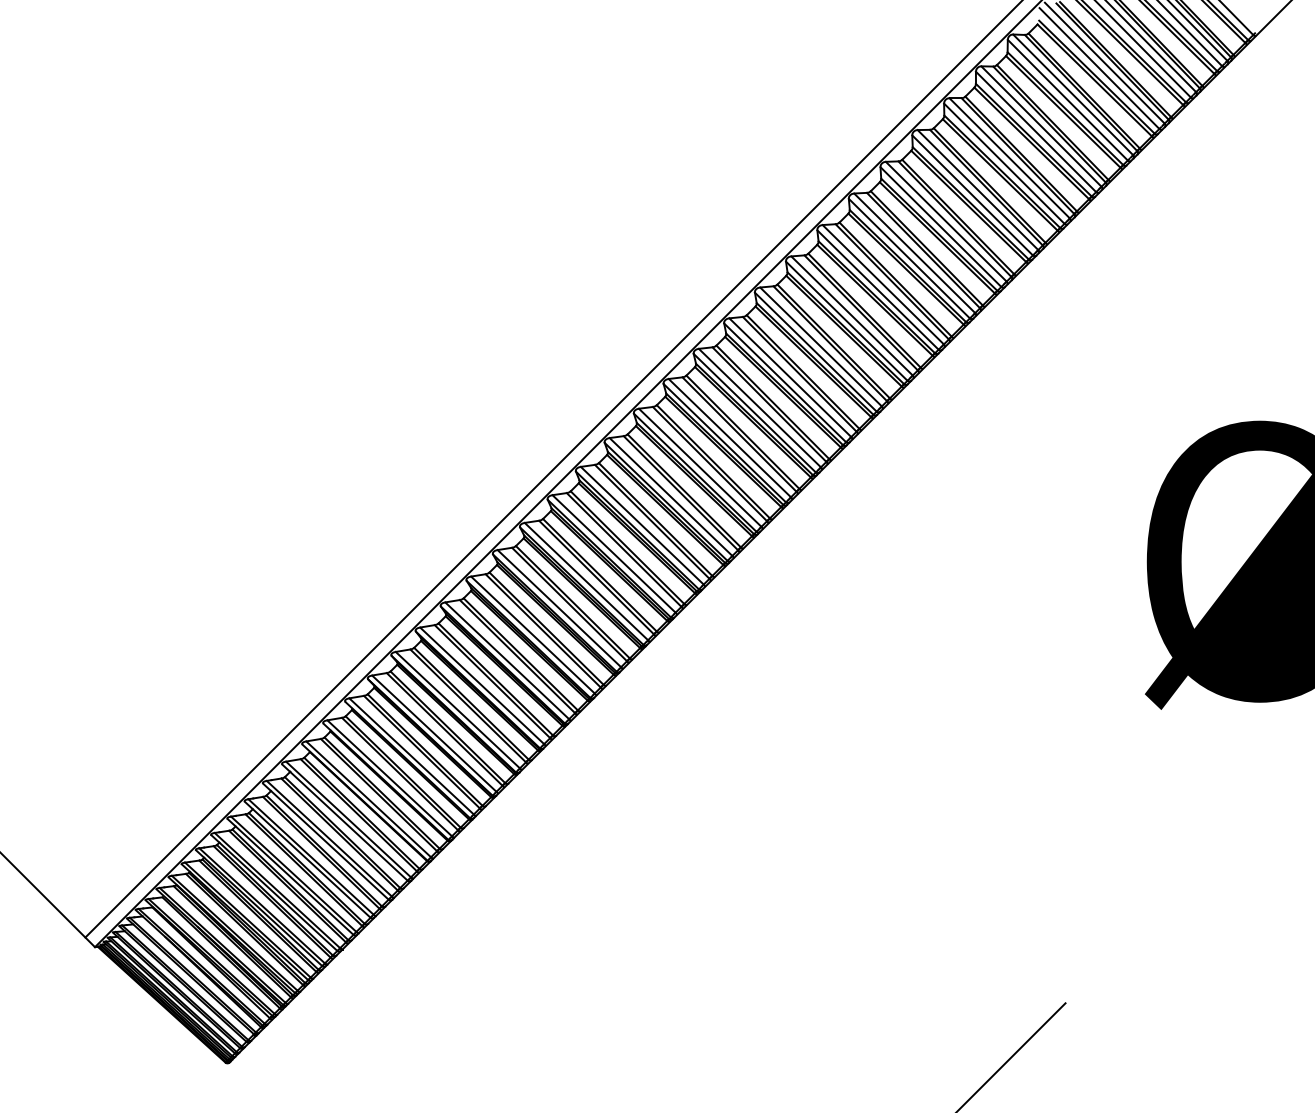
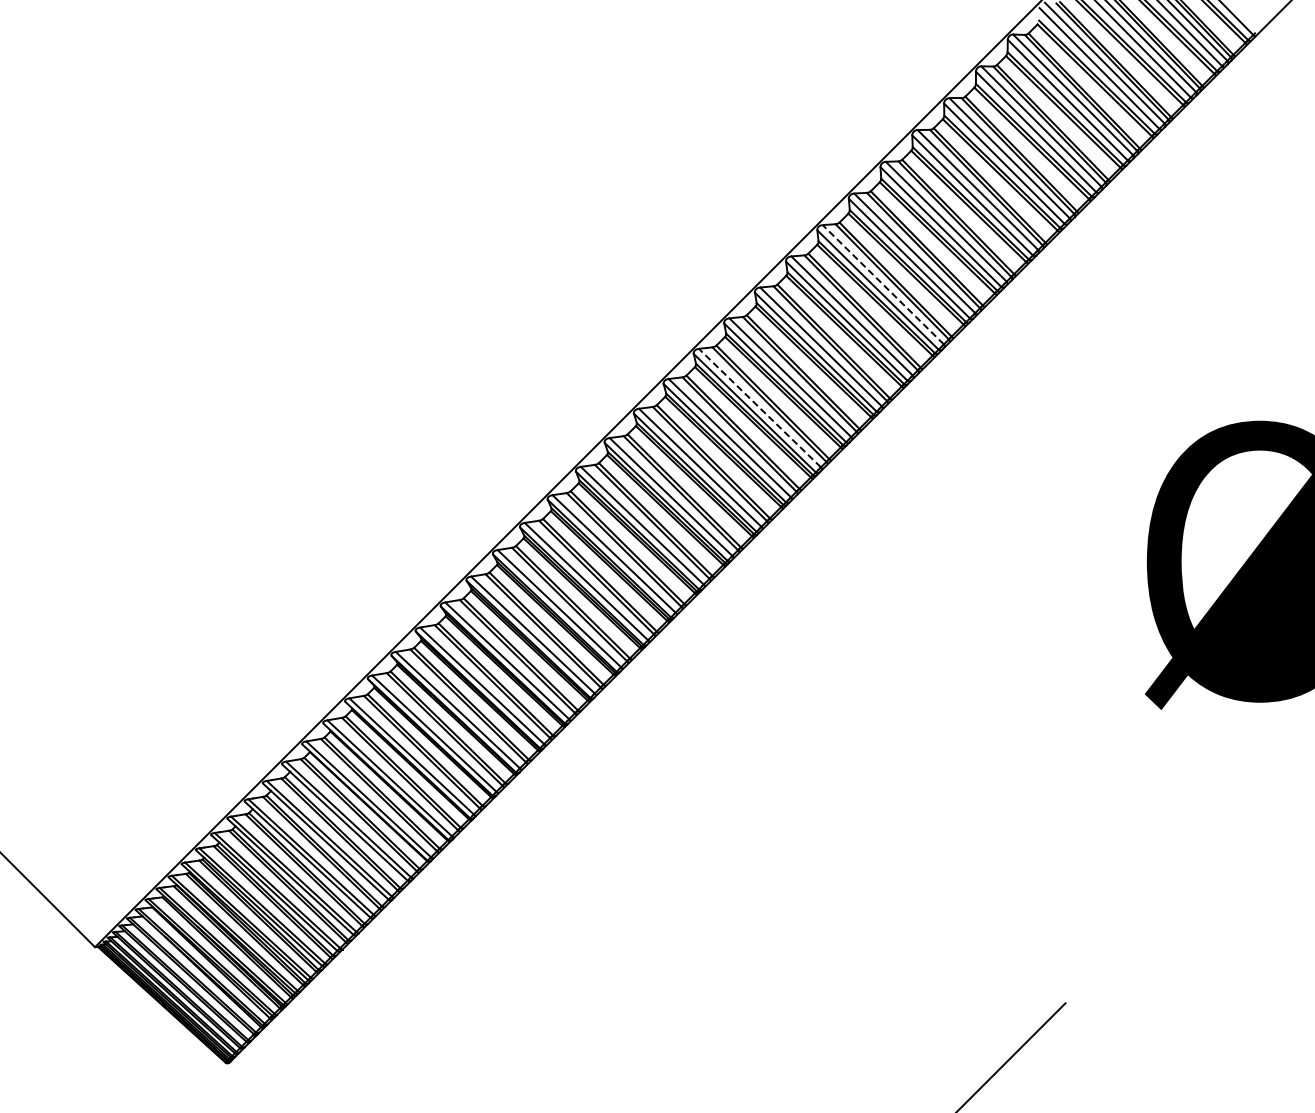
line: solid -> dashed (882, 284)
line: solid -> dashed (759, 407)
line: present -> none (552, 469)
